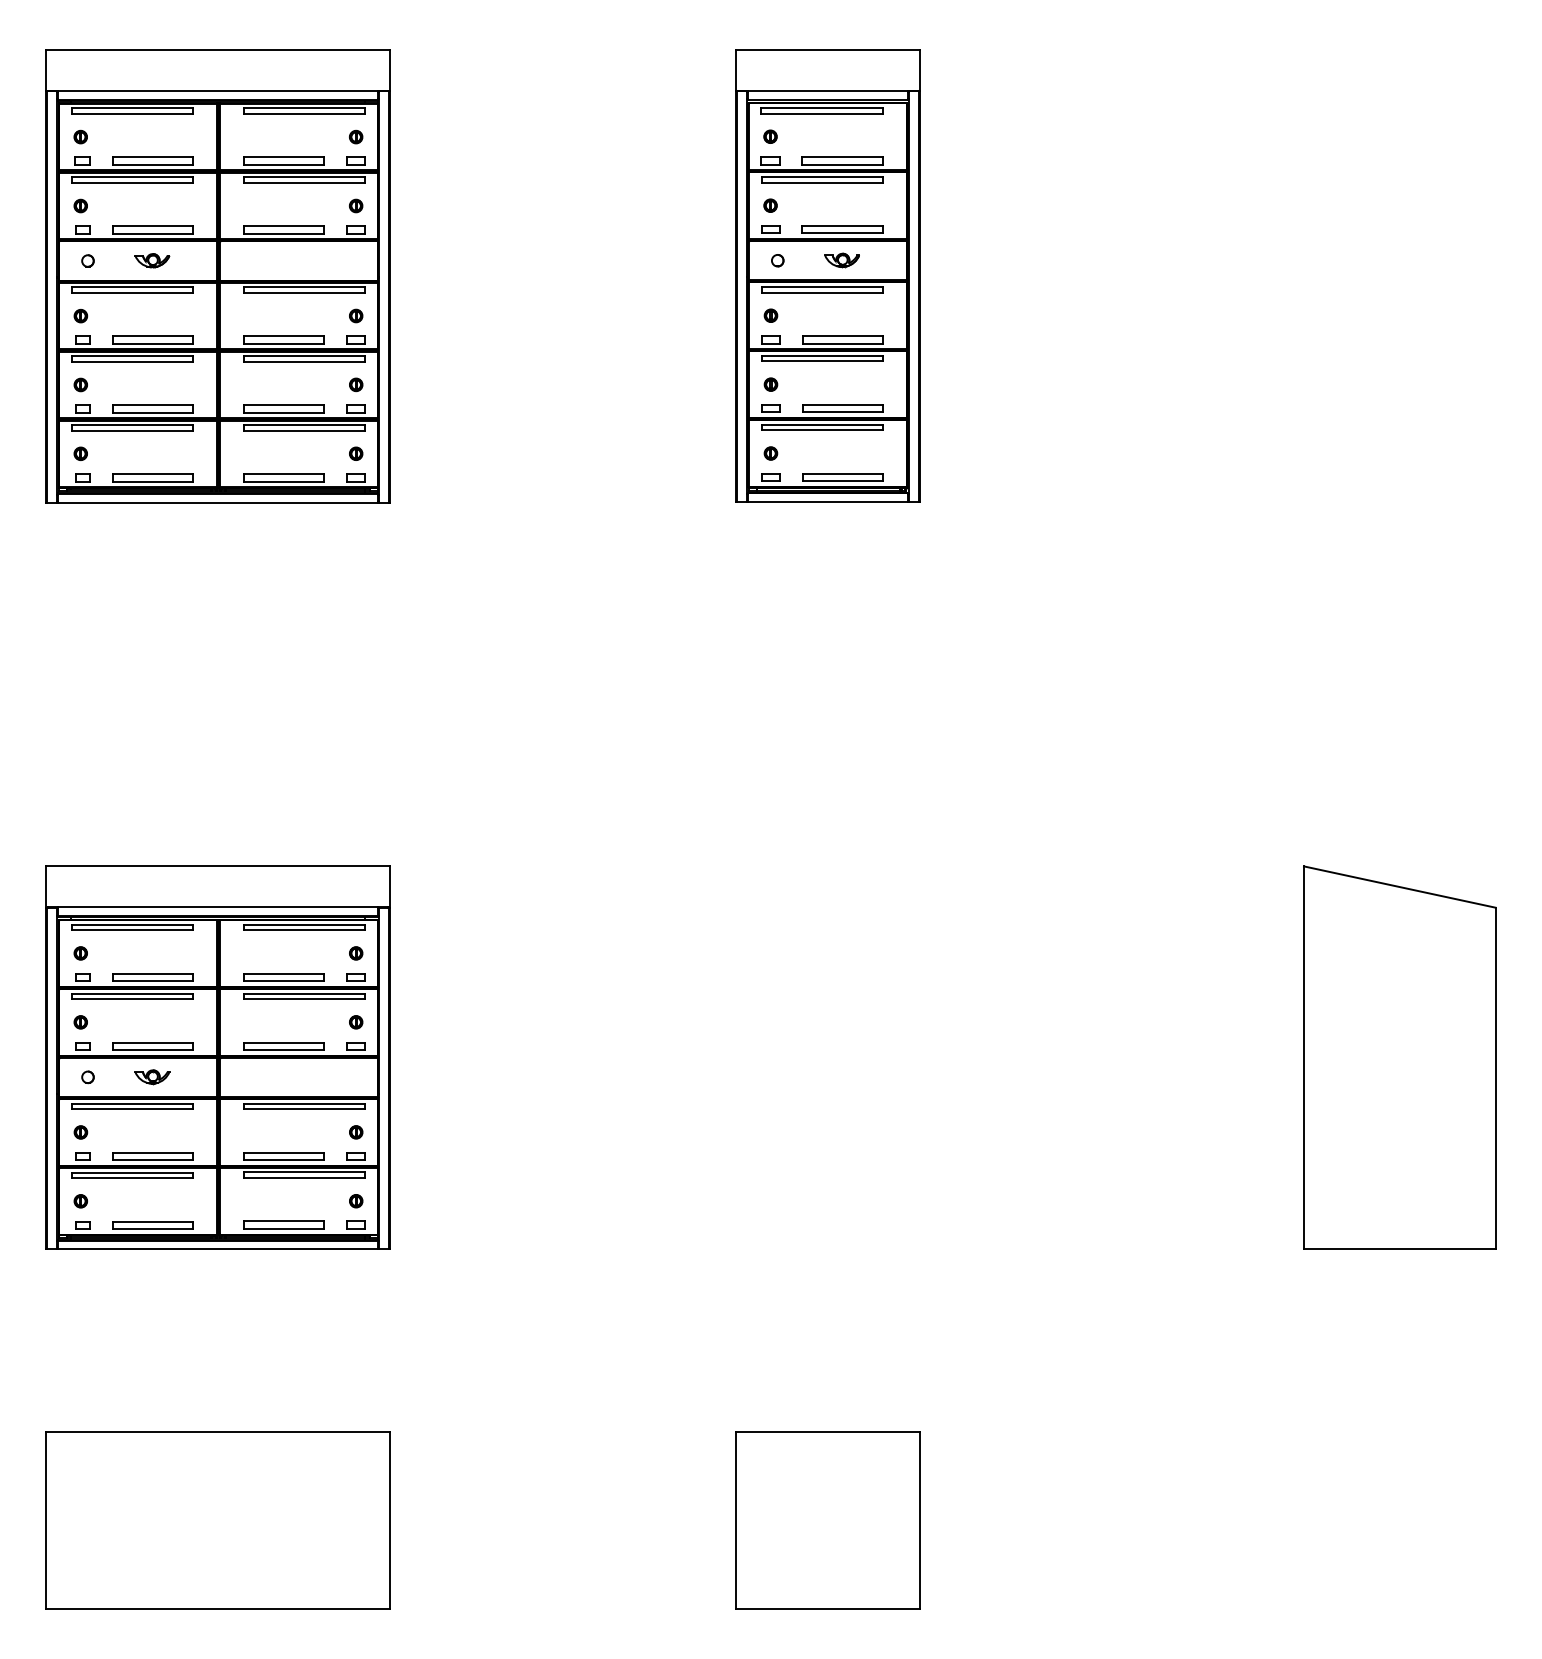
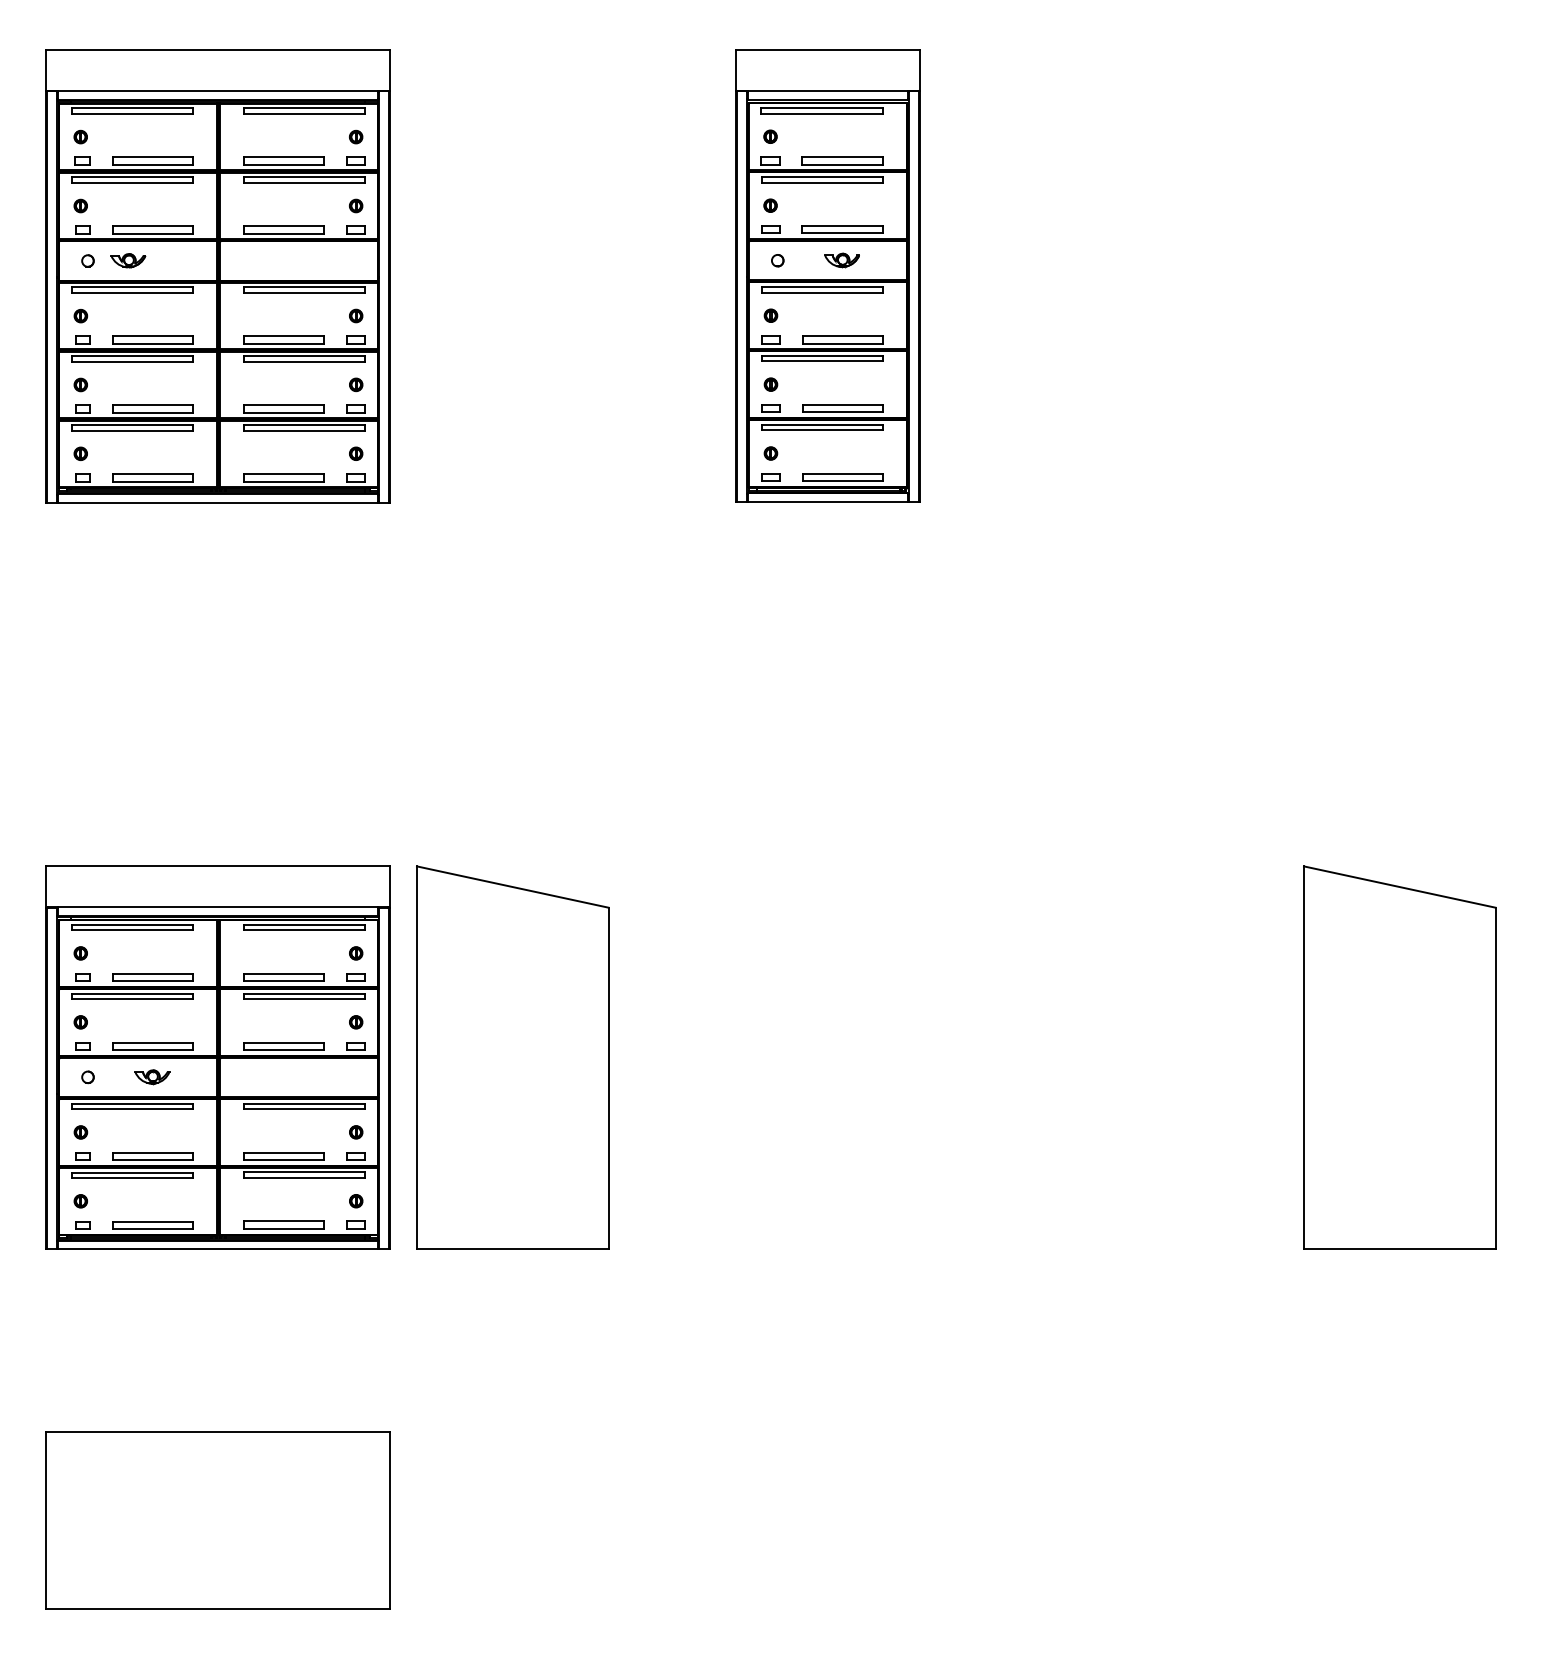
part position: (152, 260) -> (128, 260) (128, 260)
part: none -> present (512, 1057)
part: present -> none (827, 1520)
